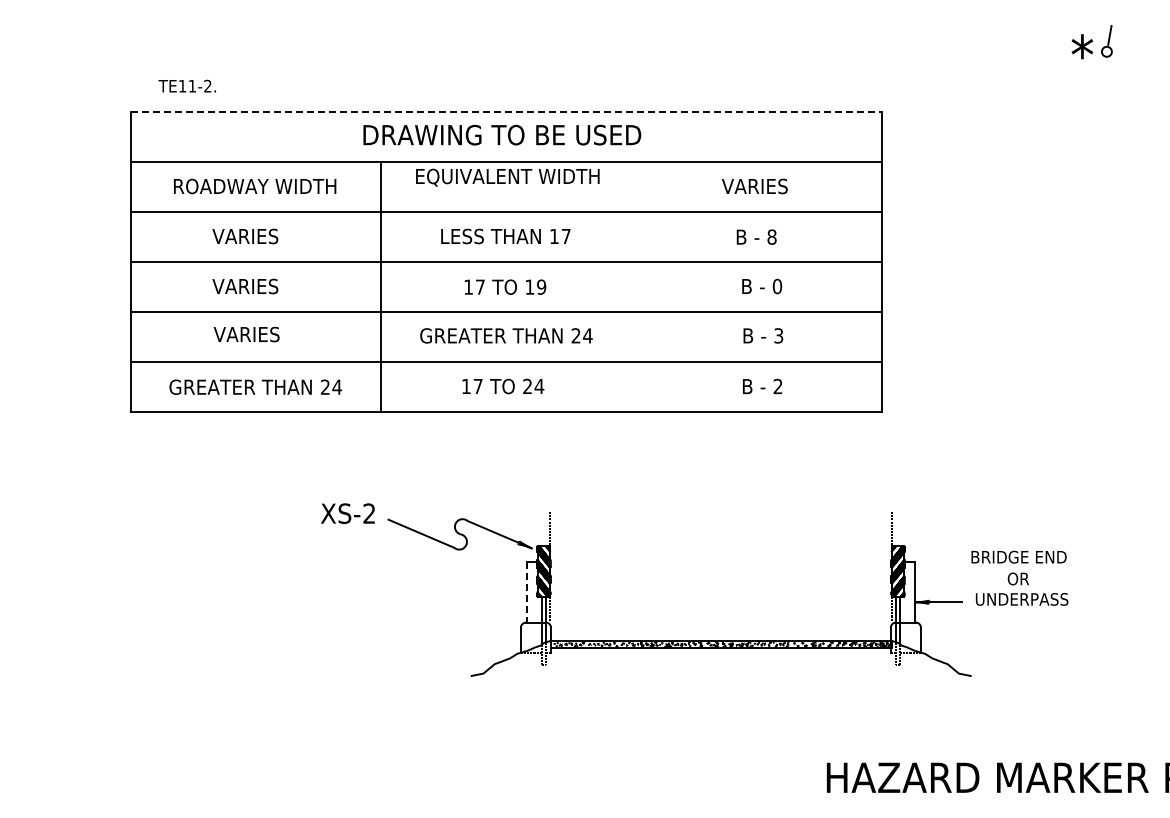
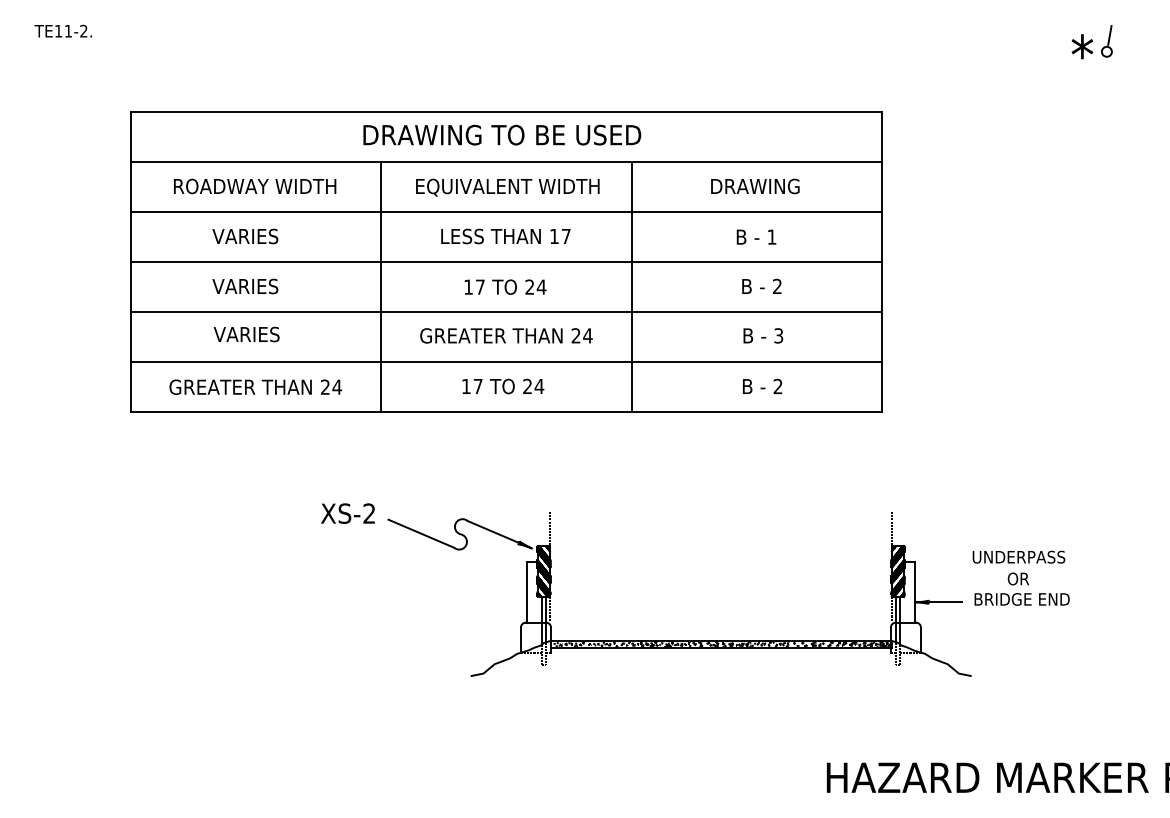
text position: (186, 85) -> (62, 30) (62, 30)
line: dashed -> solid (506, 111)
text position: (507, 177) -> (507, 187) (507, 187)
text: VARIES -> DRAWING (755, 186)
text: 8 -> 1 (771, 236)
text: 19 -> 24 (535, 286)
line: none -> present (631, 286)
text: 0 -> 2 (777, 286)
text: BRIDGE END -> UNDERPASS (1018, 556)
line: dashed -> solid (527, 592)
text: UNDERPASS -> BRIDGE END (1021, 599)
